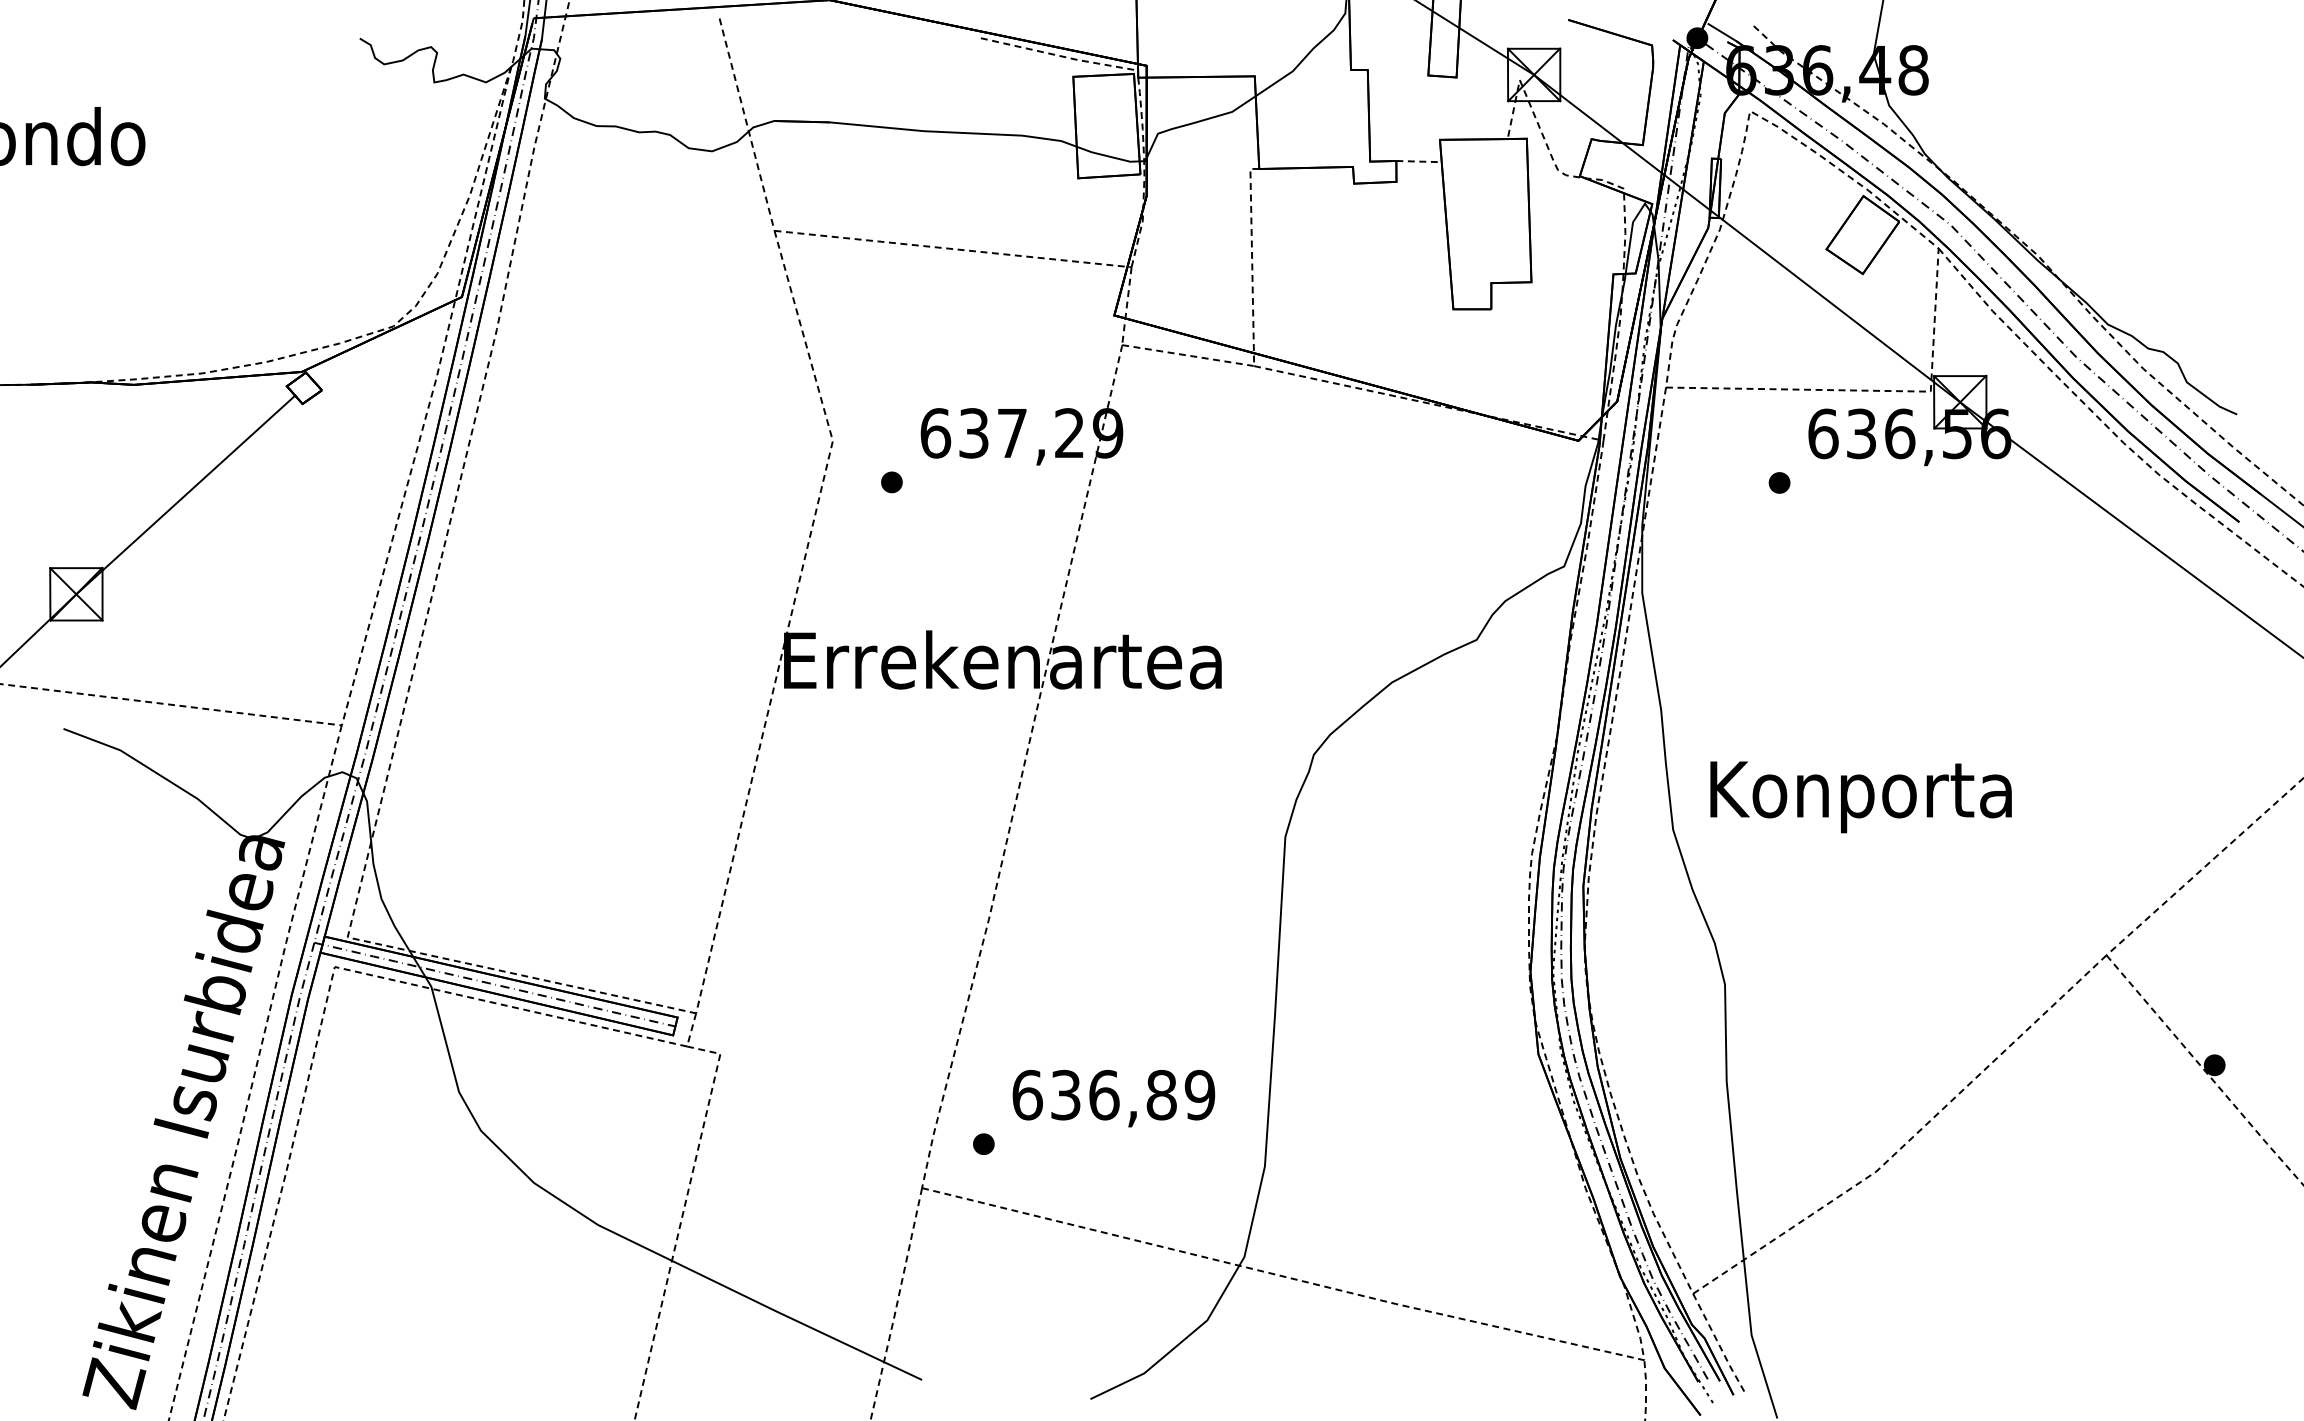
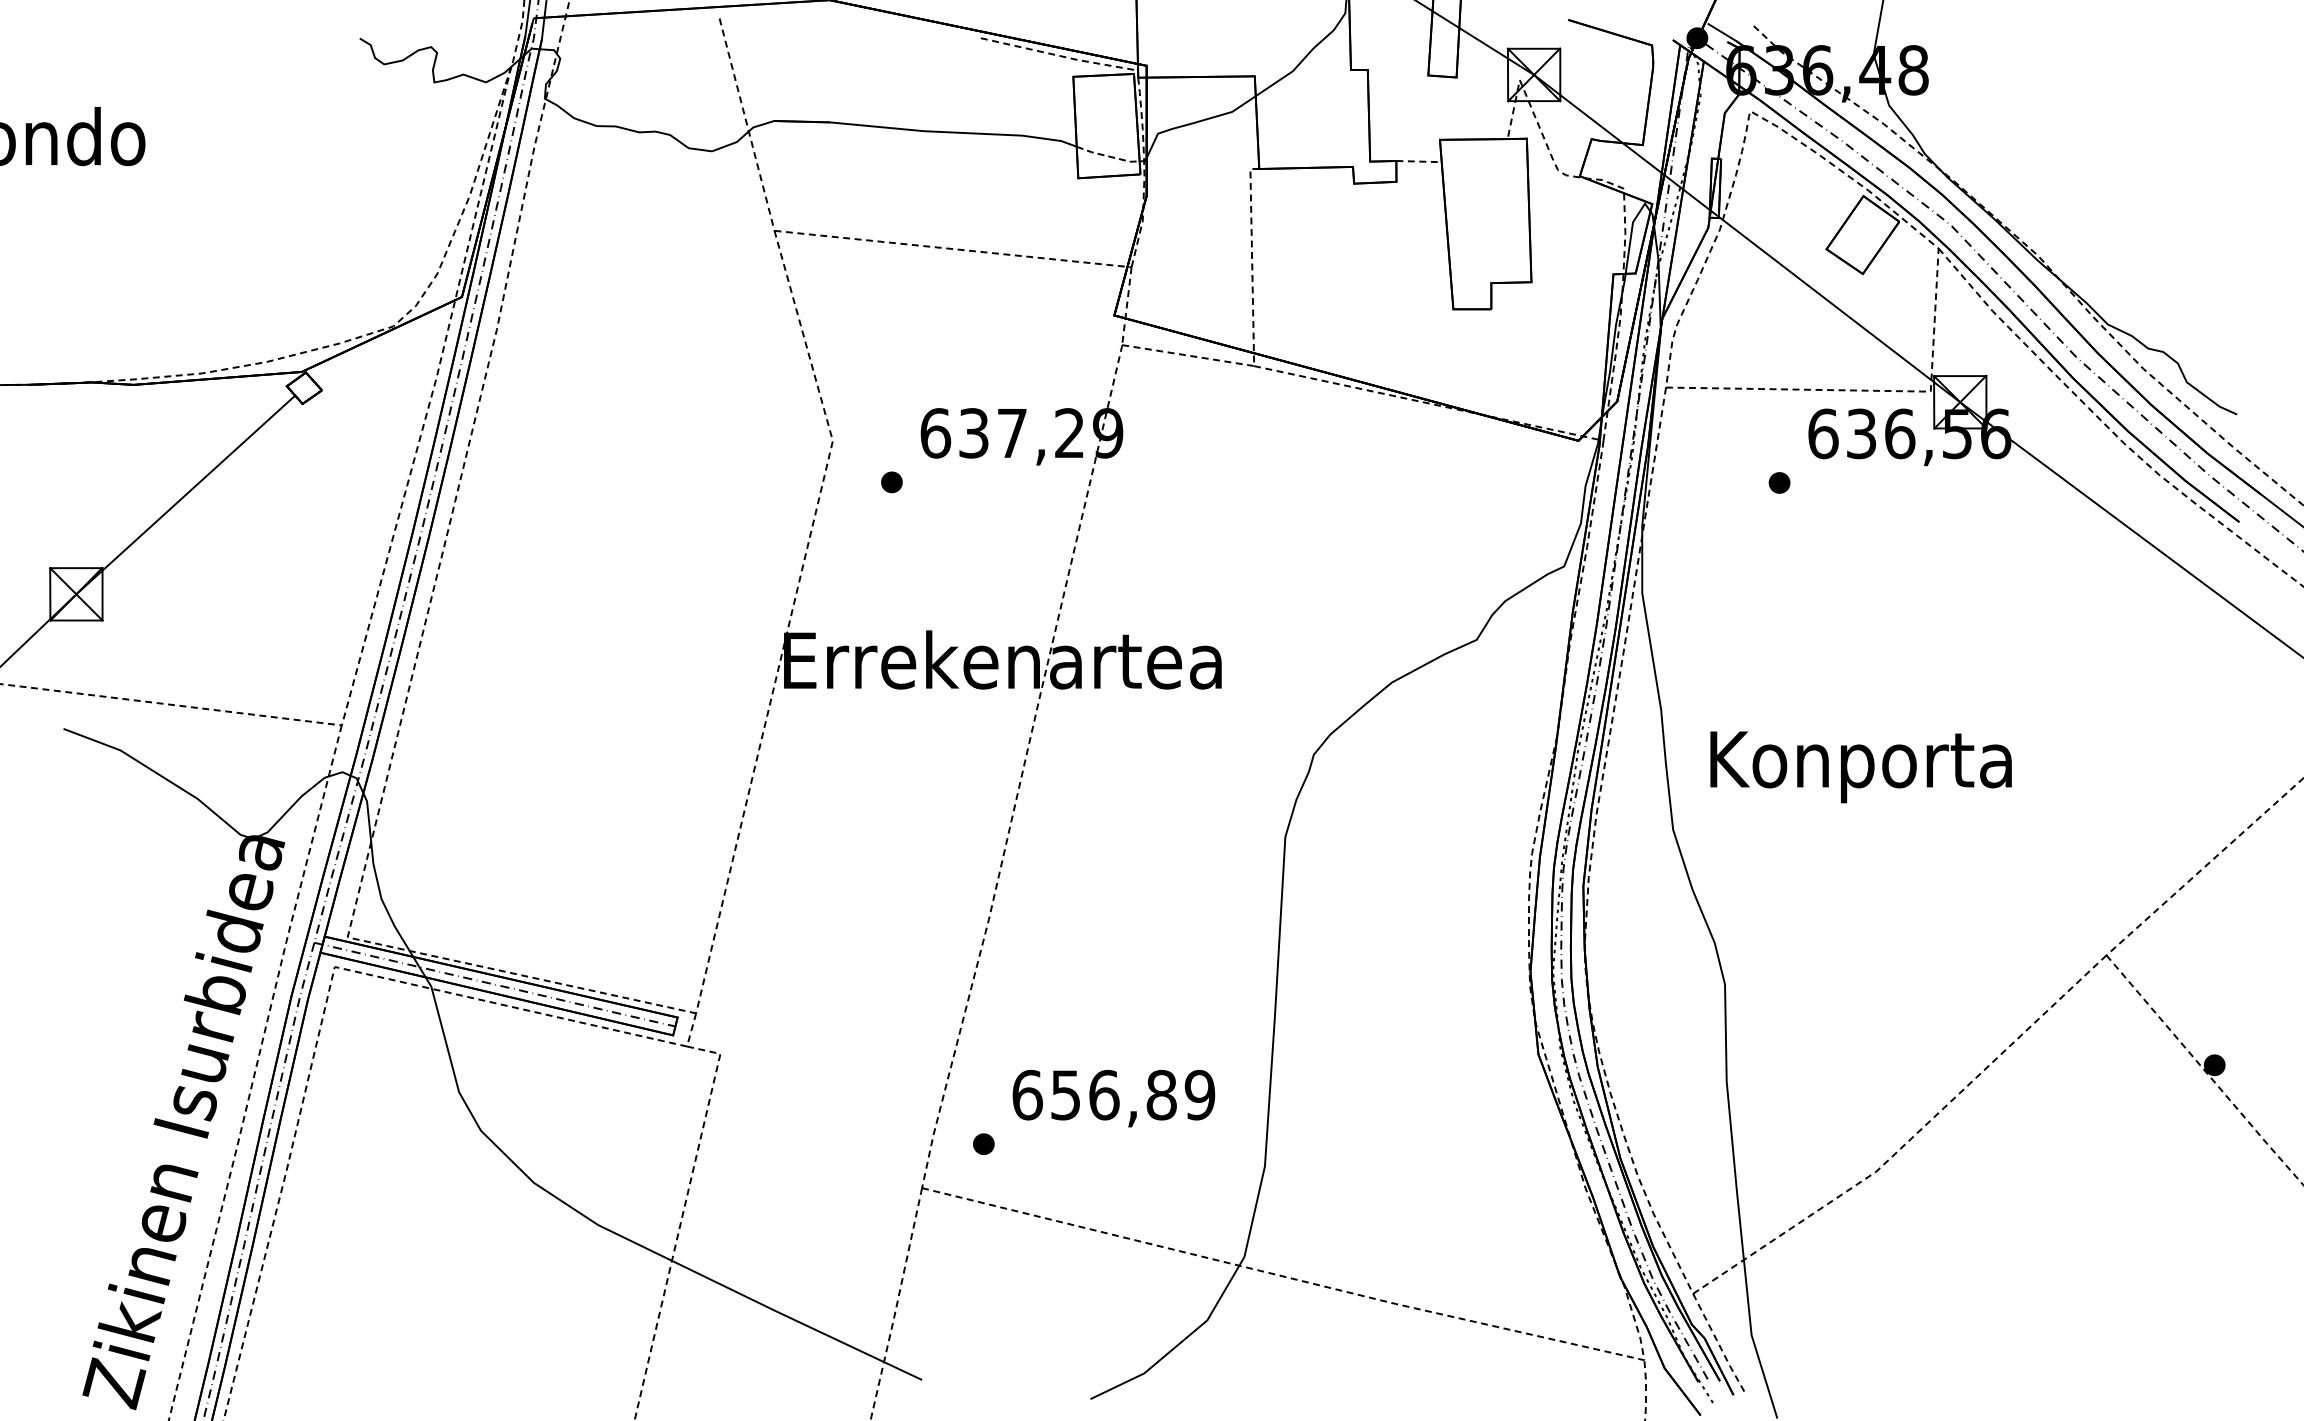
line: solid -> dashed (1108, 156)
text position: (1860, 797) -> (1860, 767) (1860, 767)
text: 636,89 -> 656,89 (1065, 1094)
